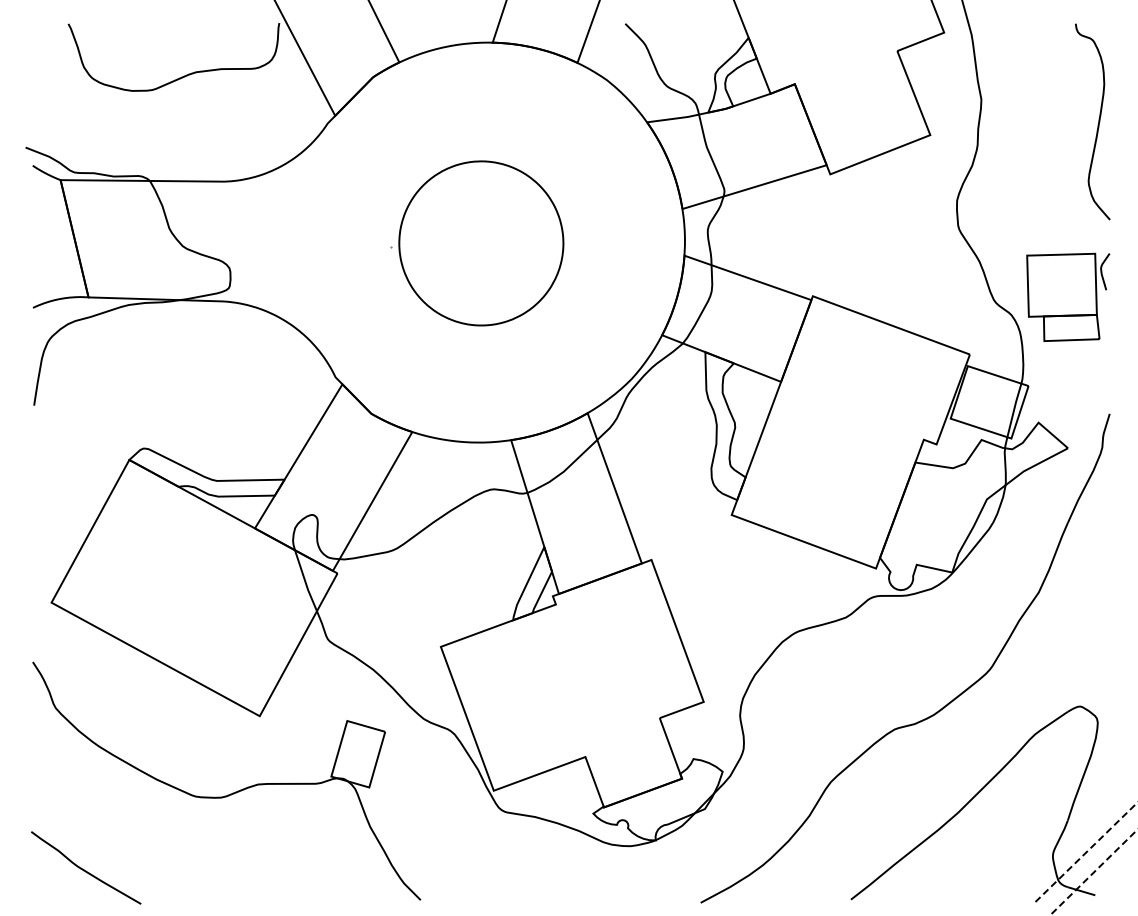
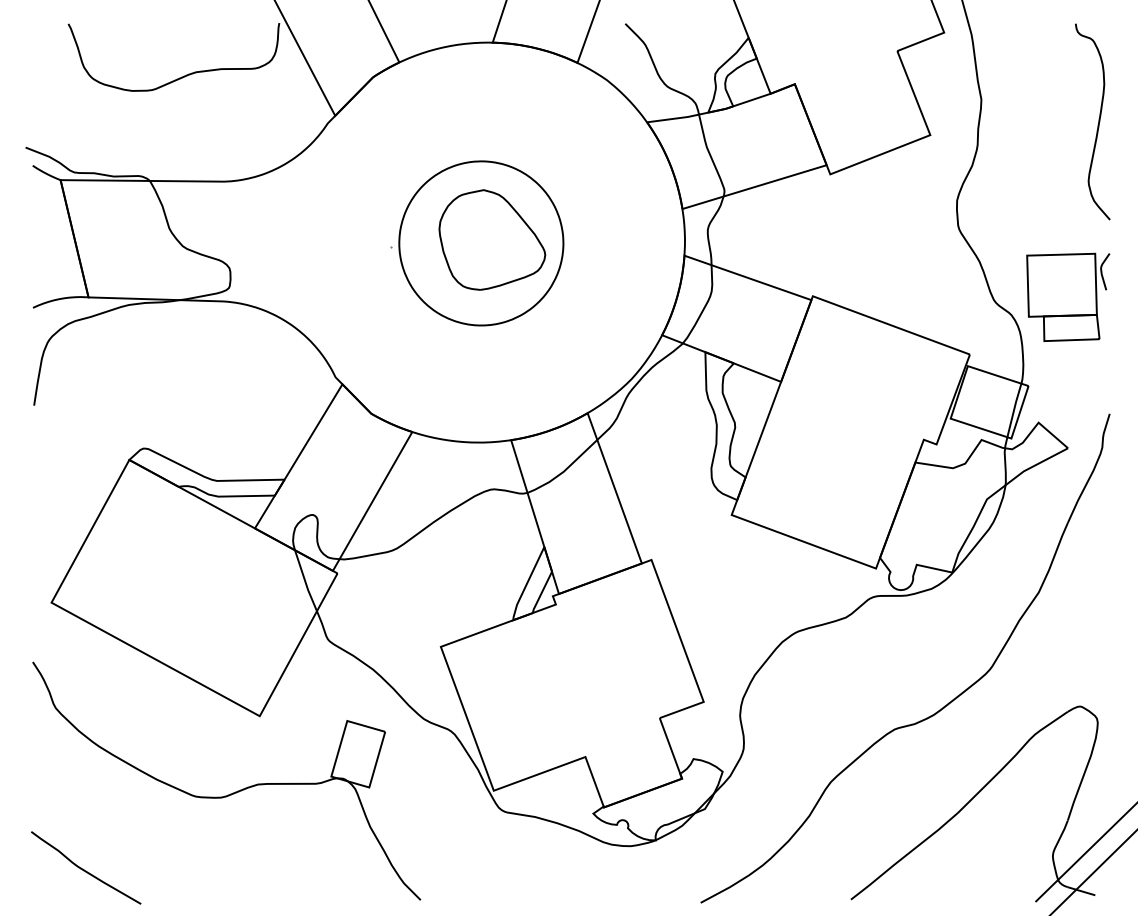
part: none -> present (492, 239)
line: dashed -> solid (1087, 851)
line: dashed -> solid (1093, 873)
